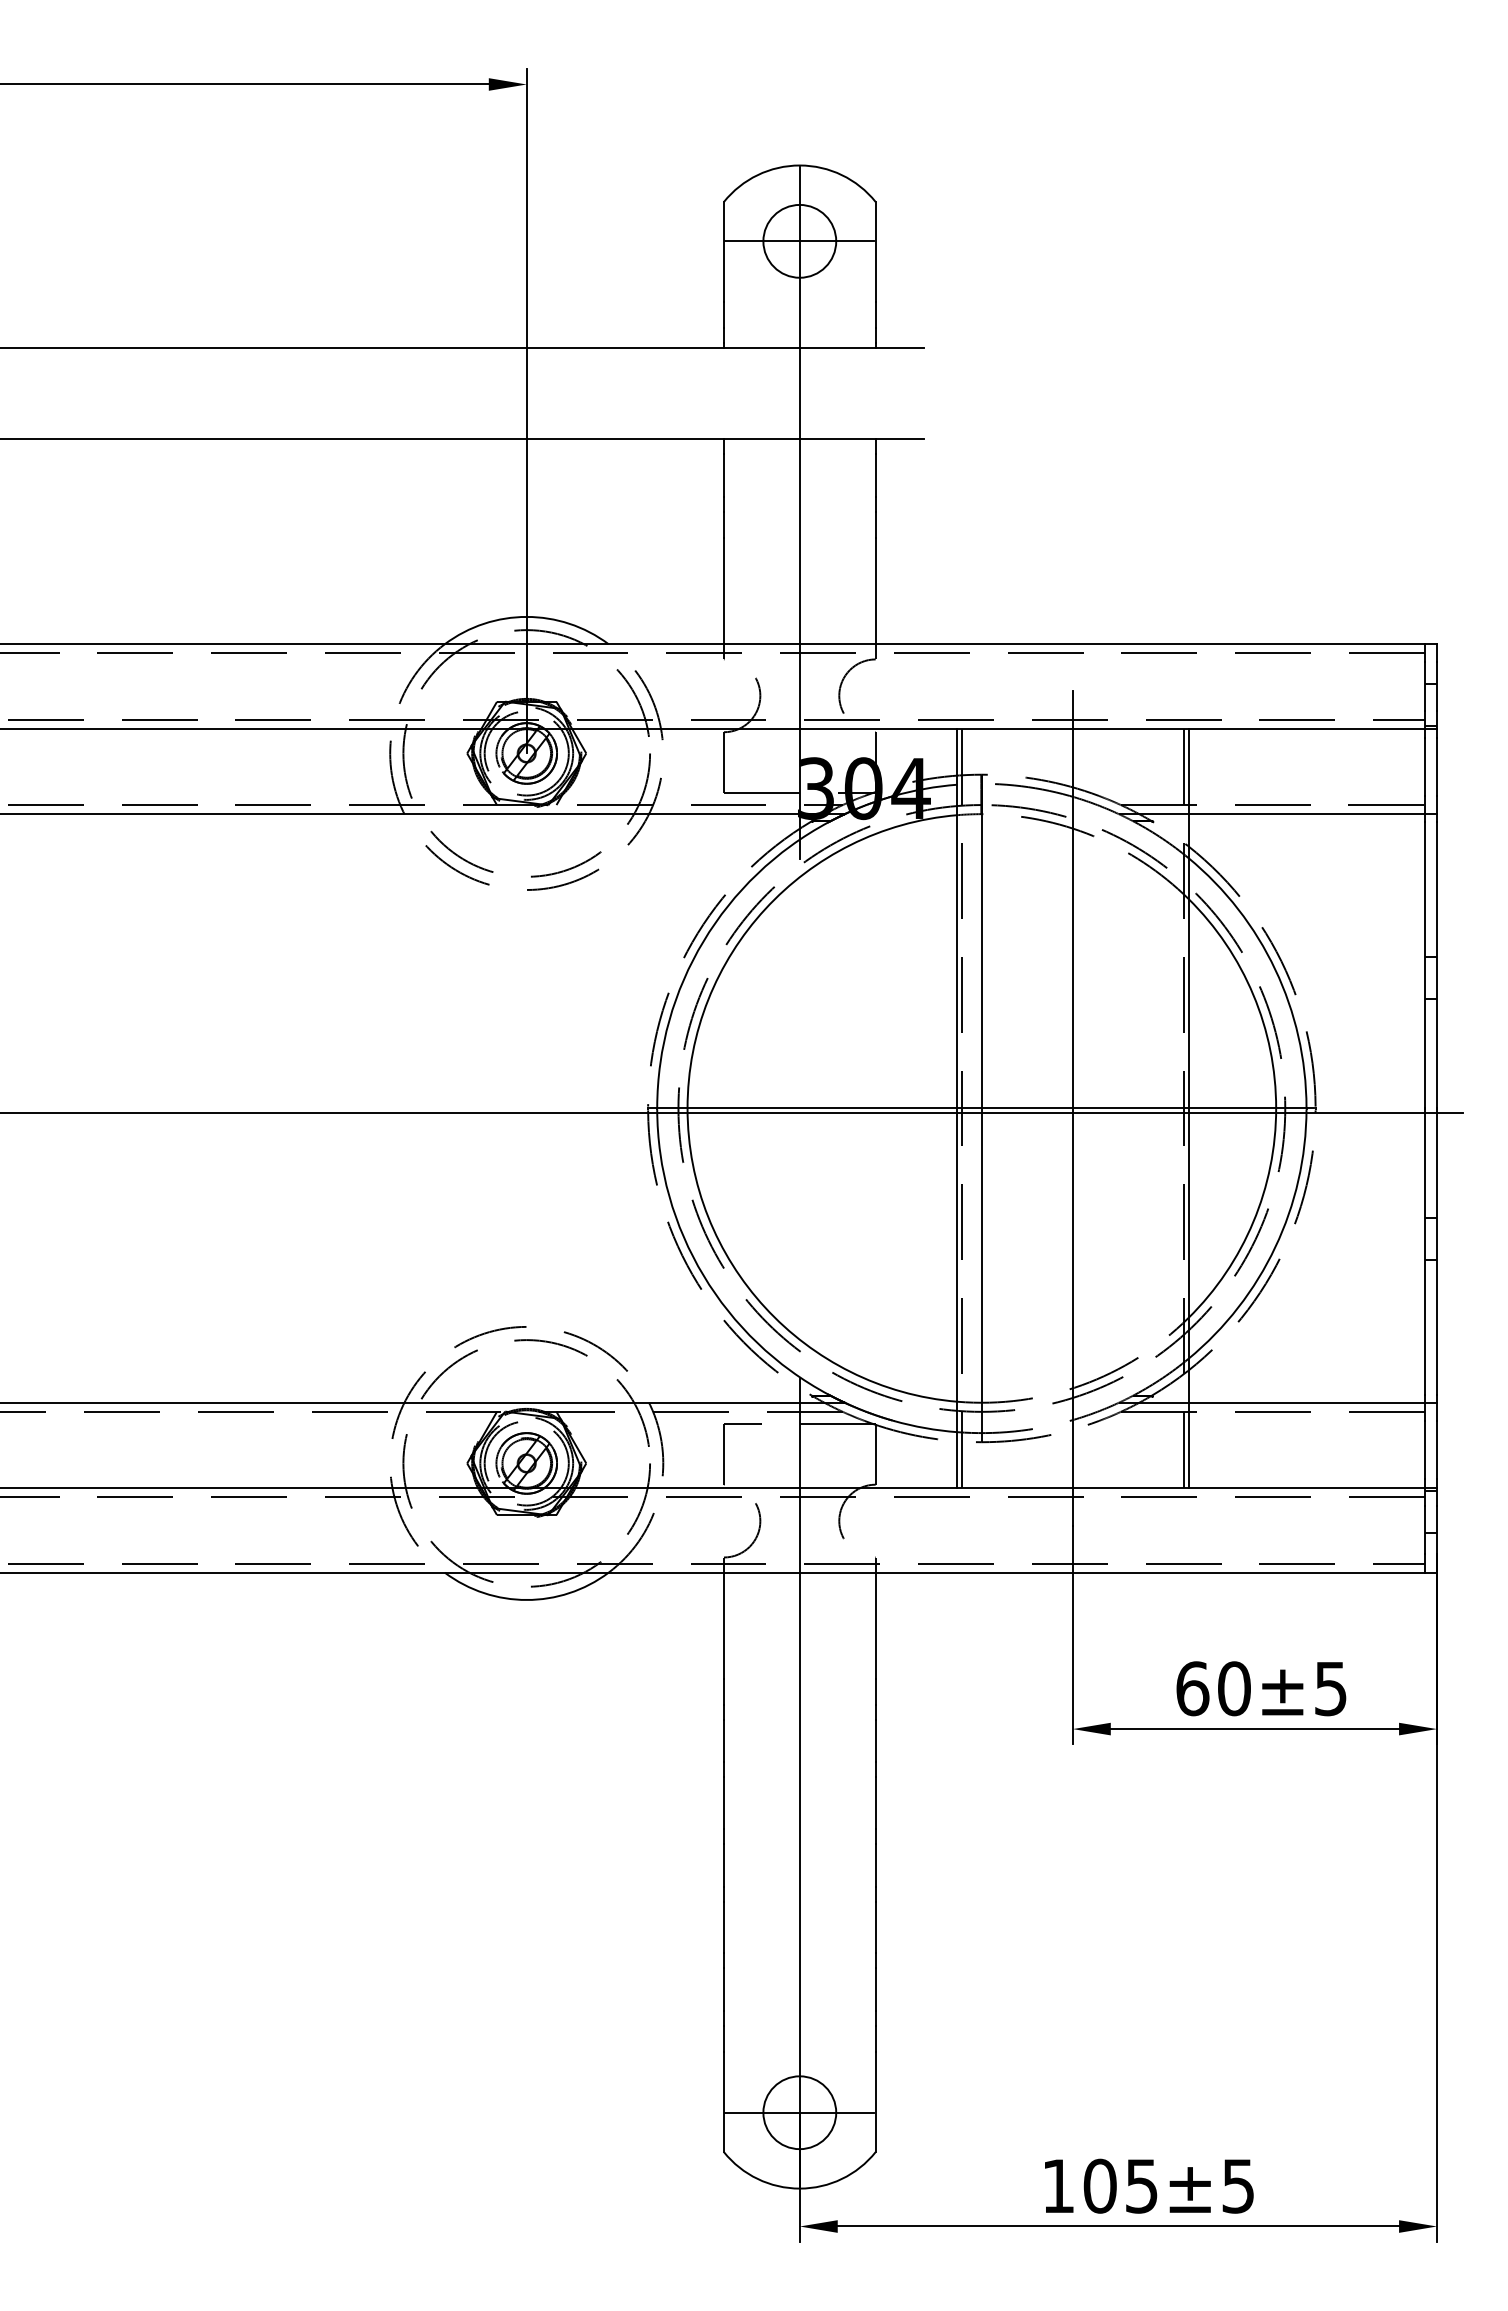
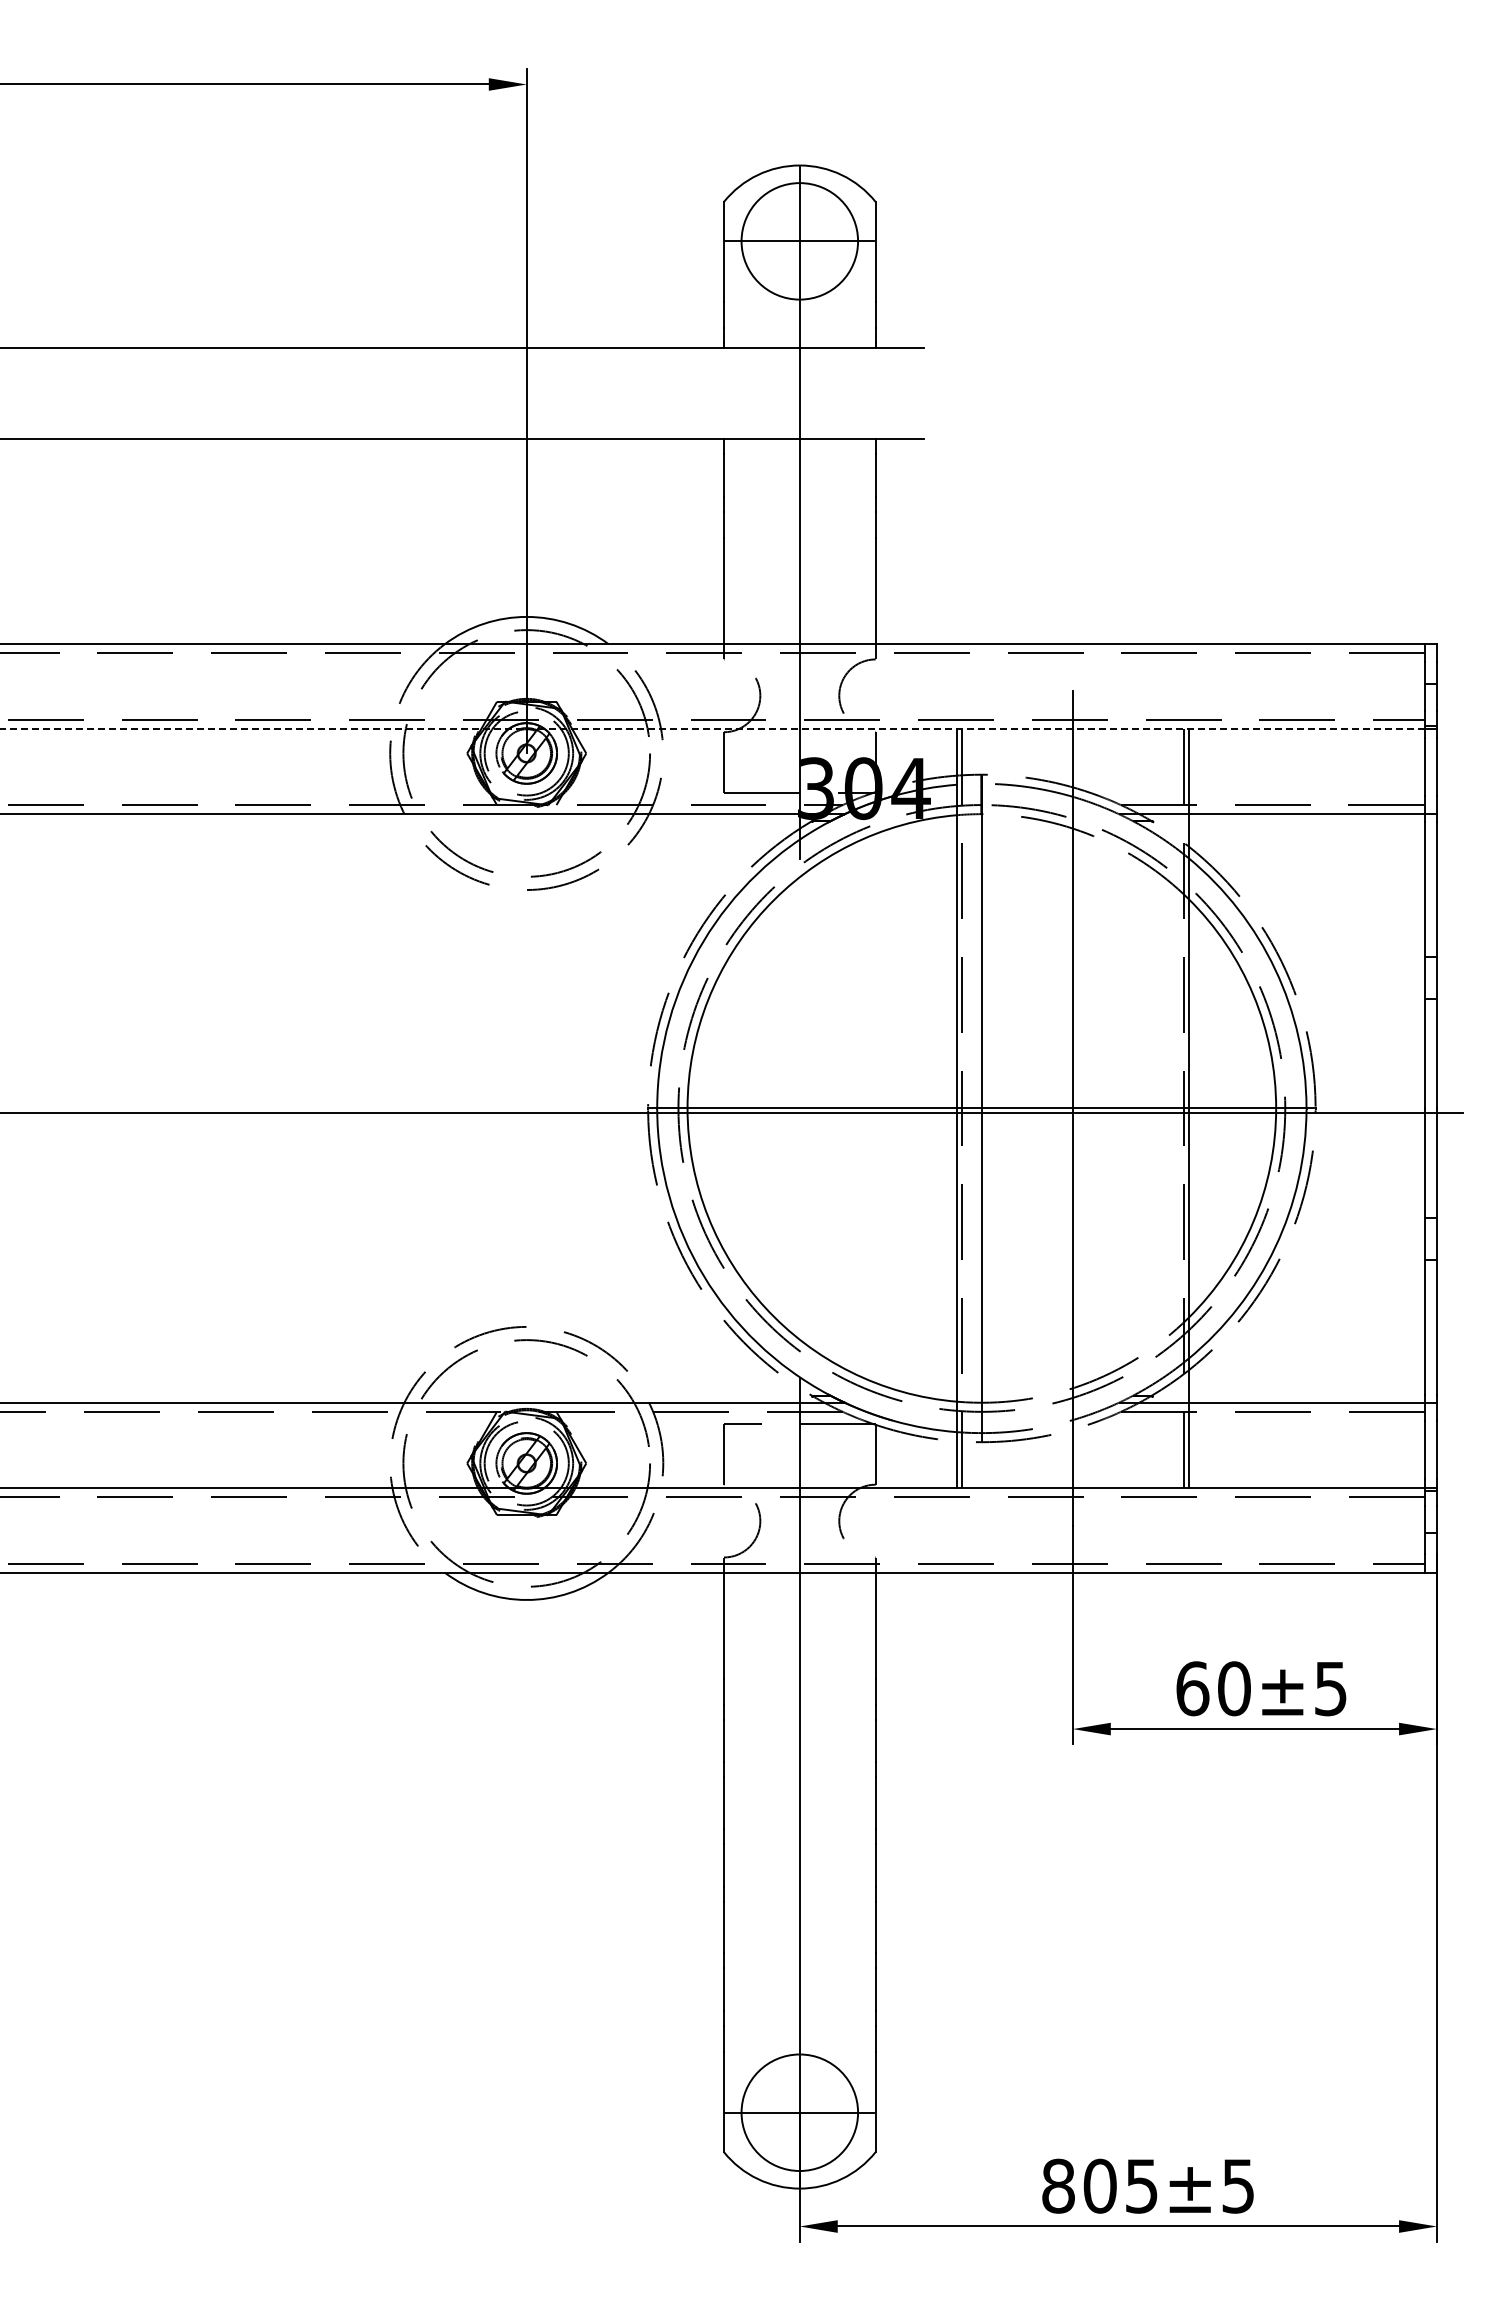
circle diameter: 73 px -> 117 px (799, 241)
line: solid -> dashed (712, 729)
circle diameter: 73 px -> 117 px (799, 2112)
text: 105 -> 805 (1058, 2185)
